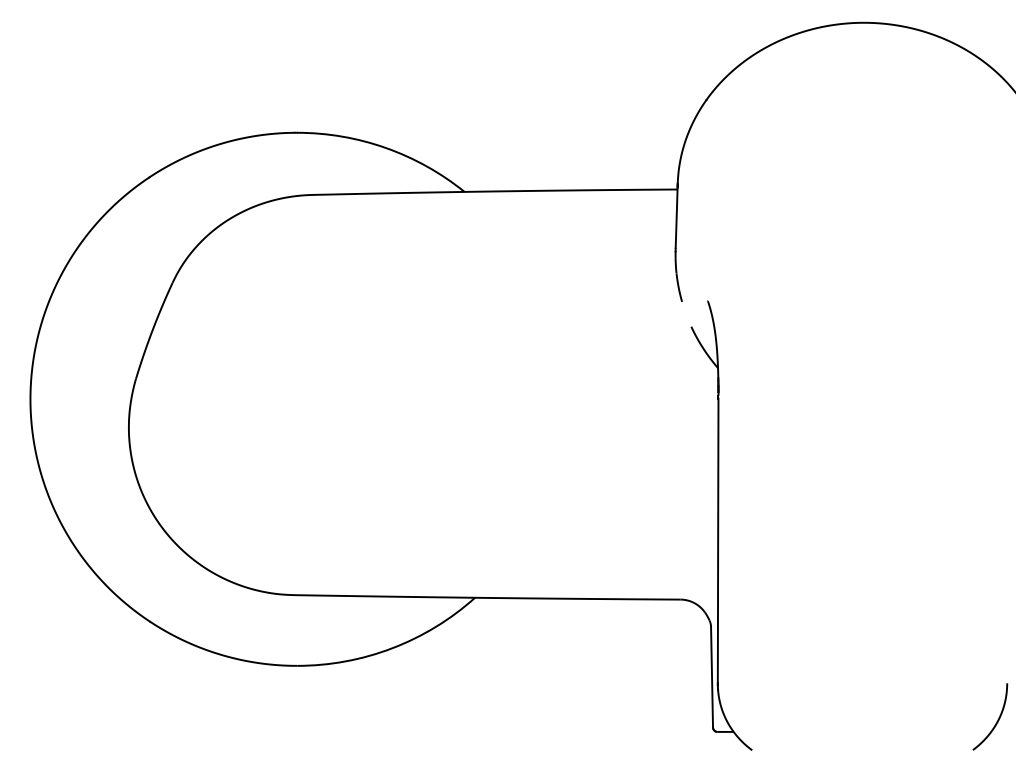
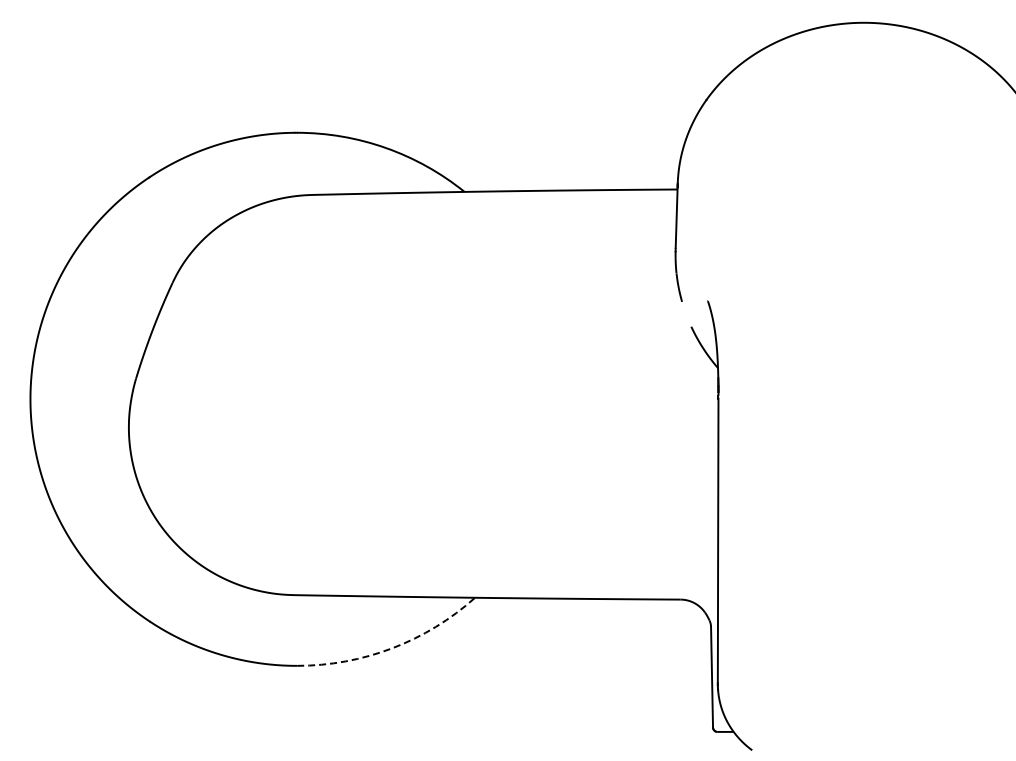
arc: solid -> dashed (392, 648)
curve: present -> none (997, 719)
